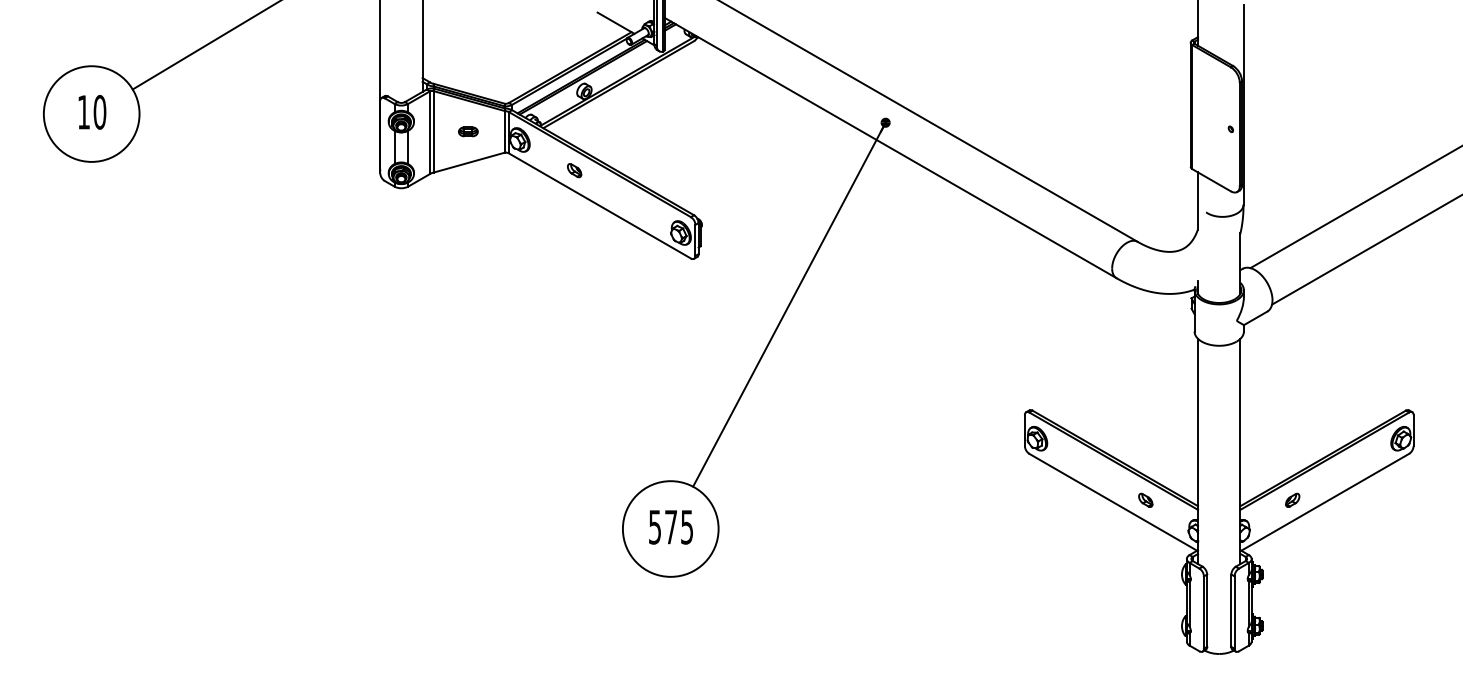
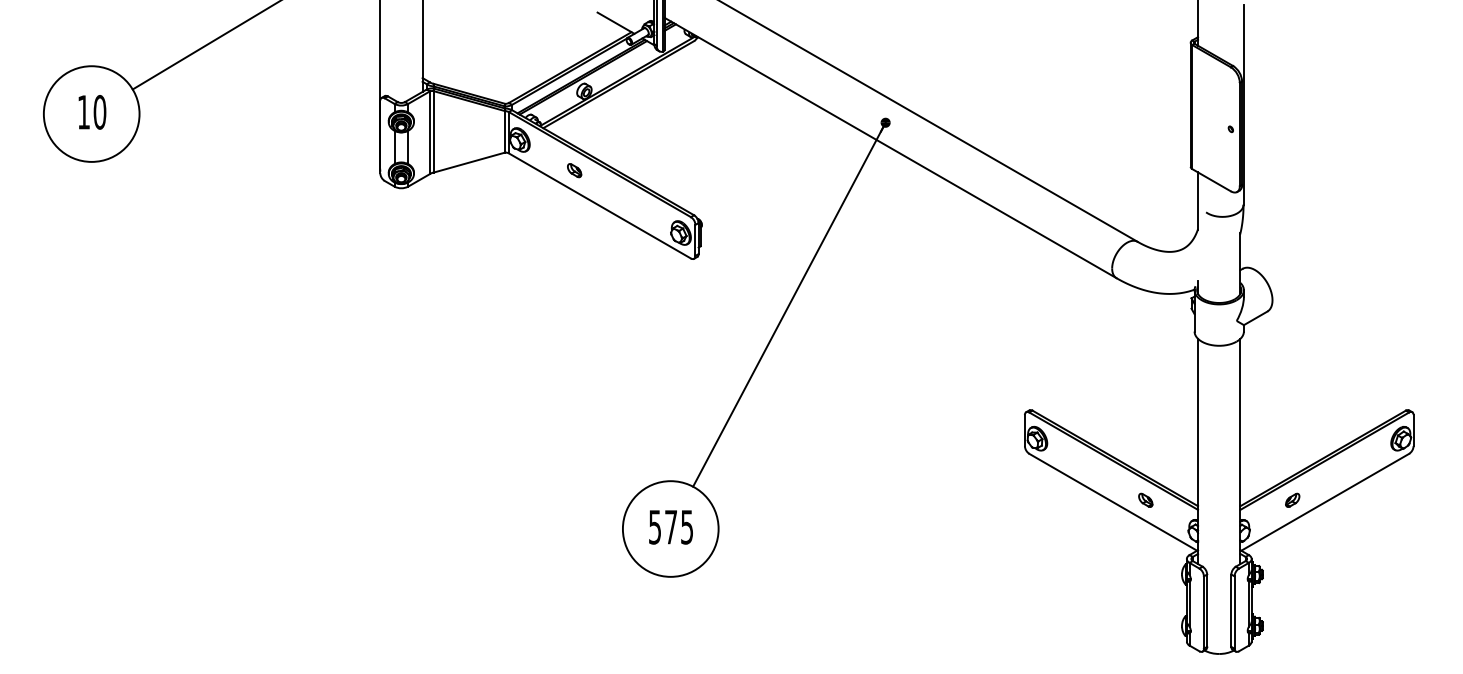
part: present -> none (468, 131)
line: present -> none (1354, 207)
line: present -> none (1365, 250)
